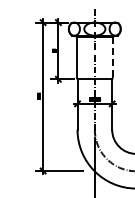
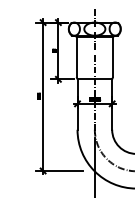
line: dashed -> solid (113, 57)
